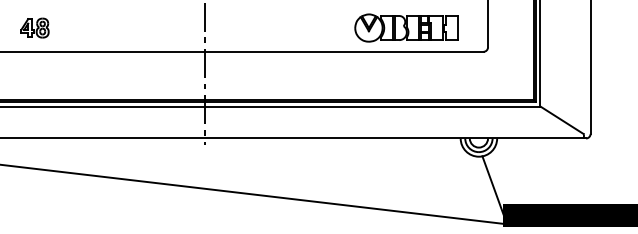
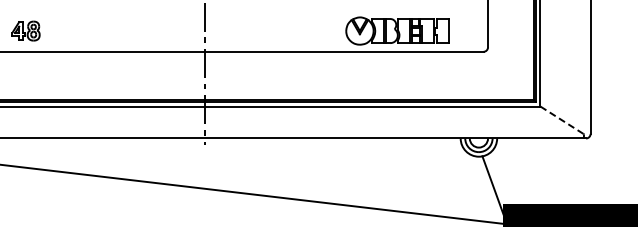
part position: (34, 27) -> (25, 30) (25, 30)
part position: (406, 27) -> (397, 30) (397, 30)
line: solid -> dashed (562, 120)
